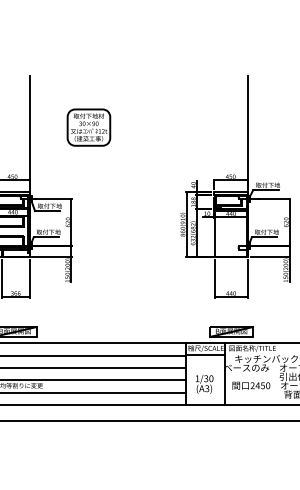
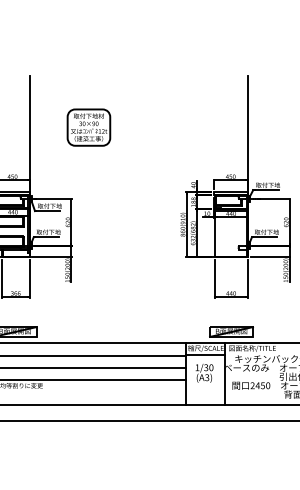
text position: (204, 384) -> (204, 373) (204, 373)
line: present -> none (93, 392)
